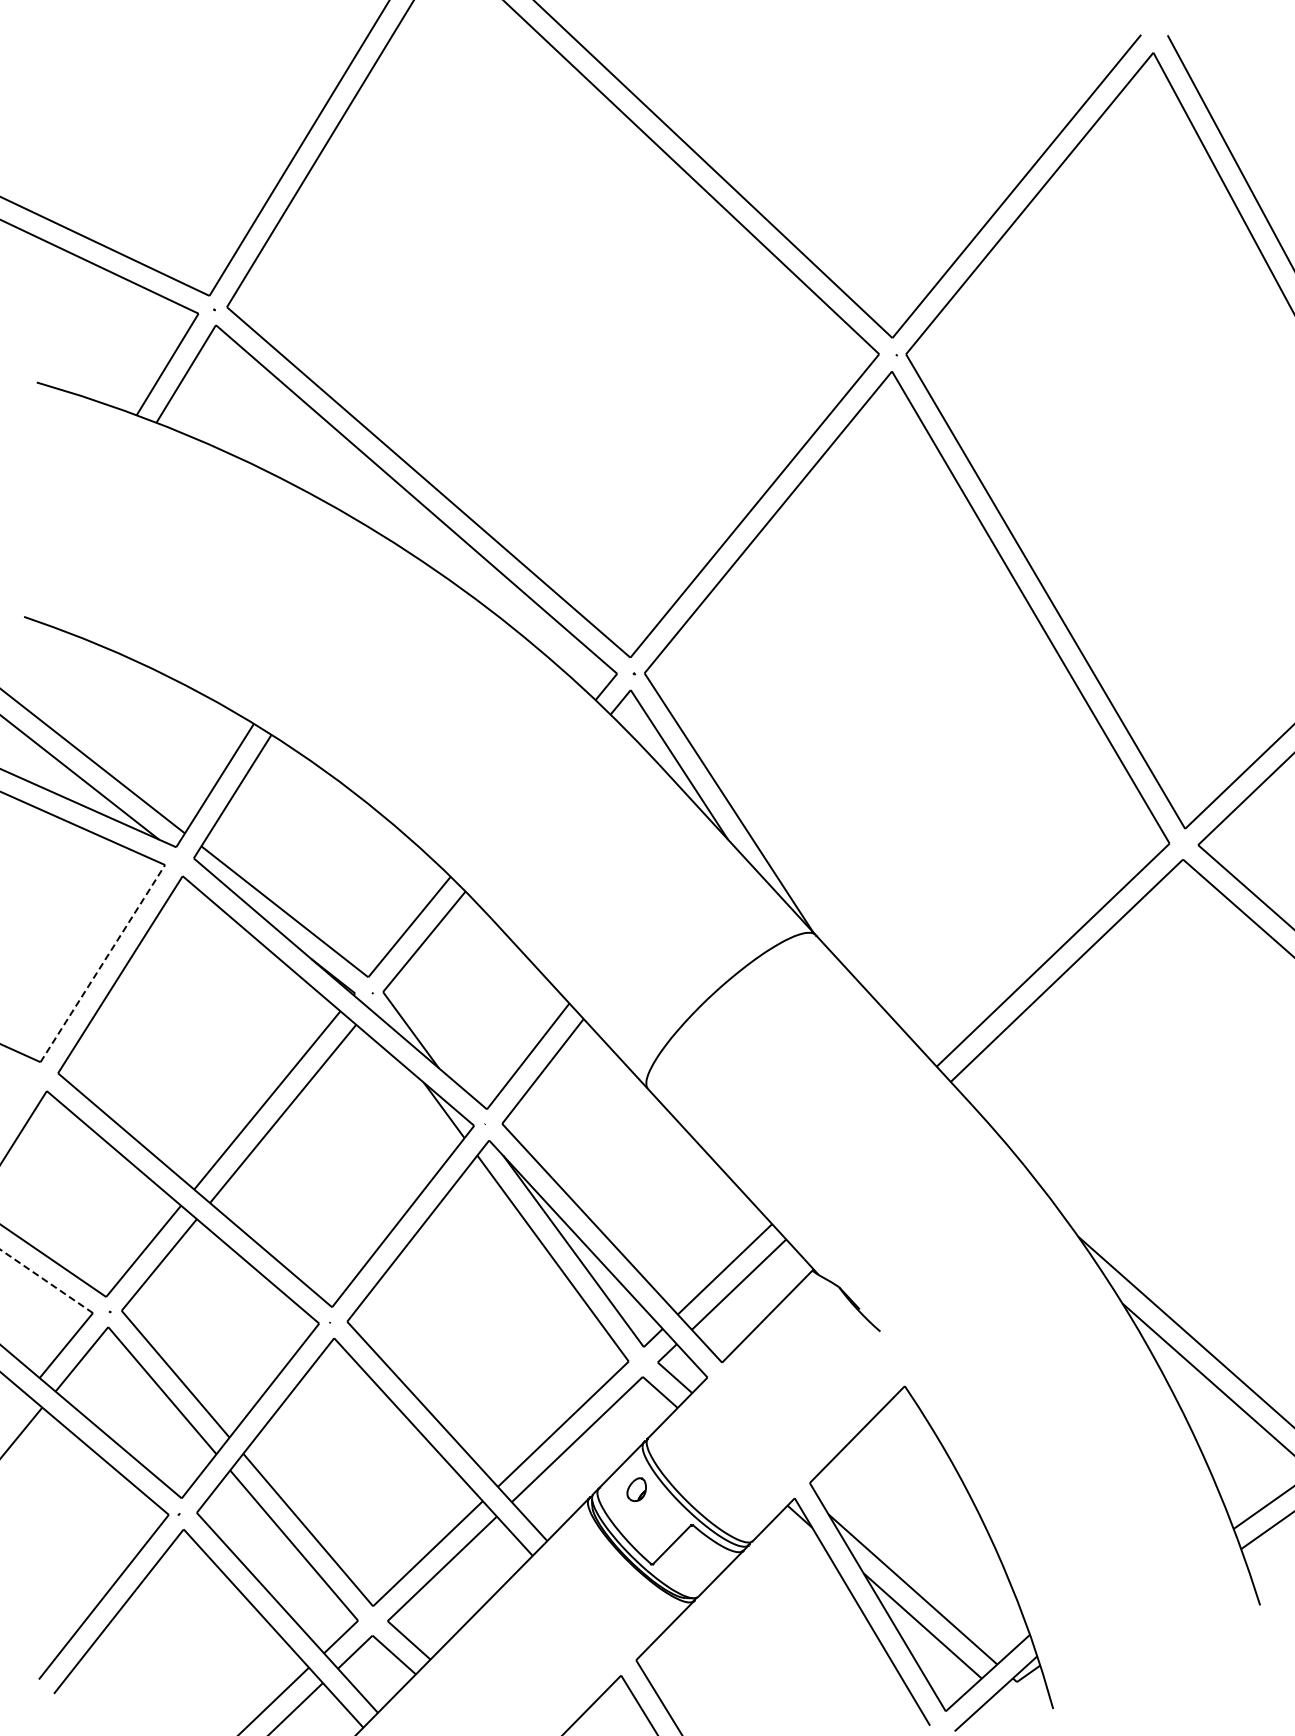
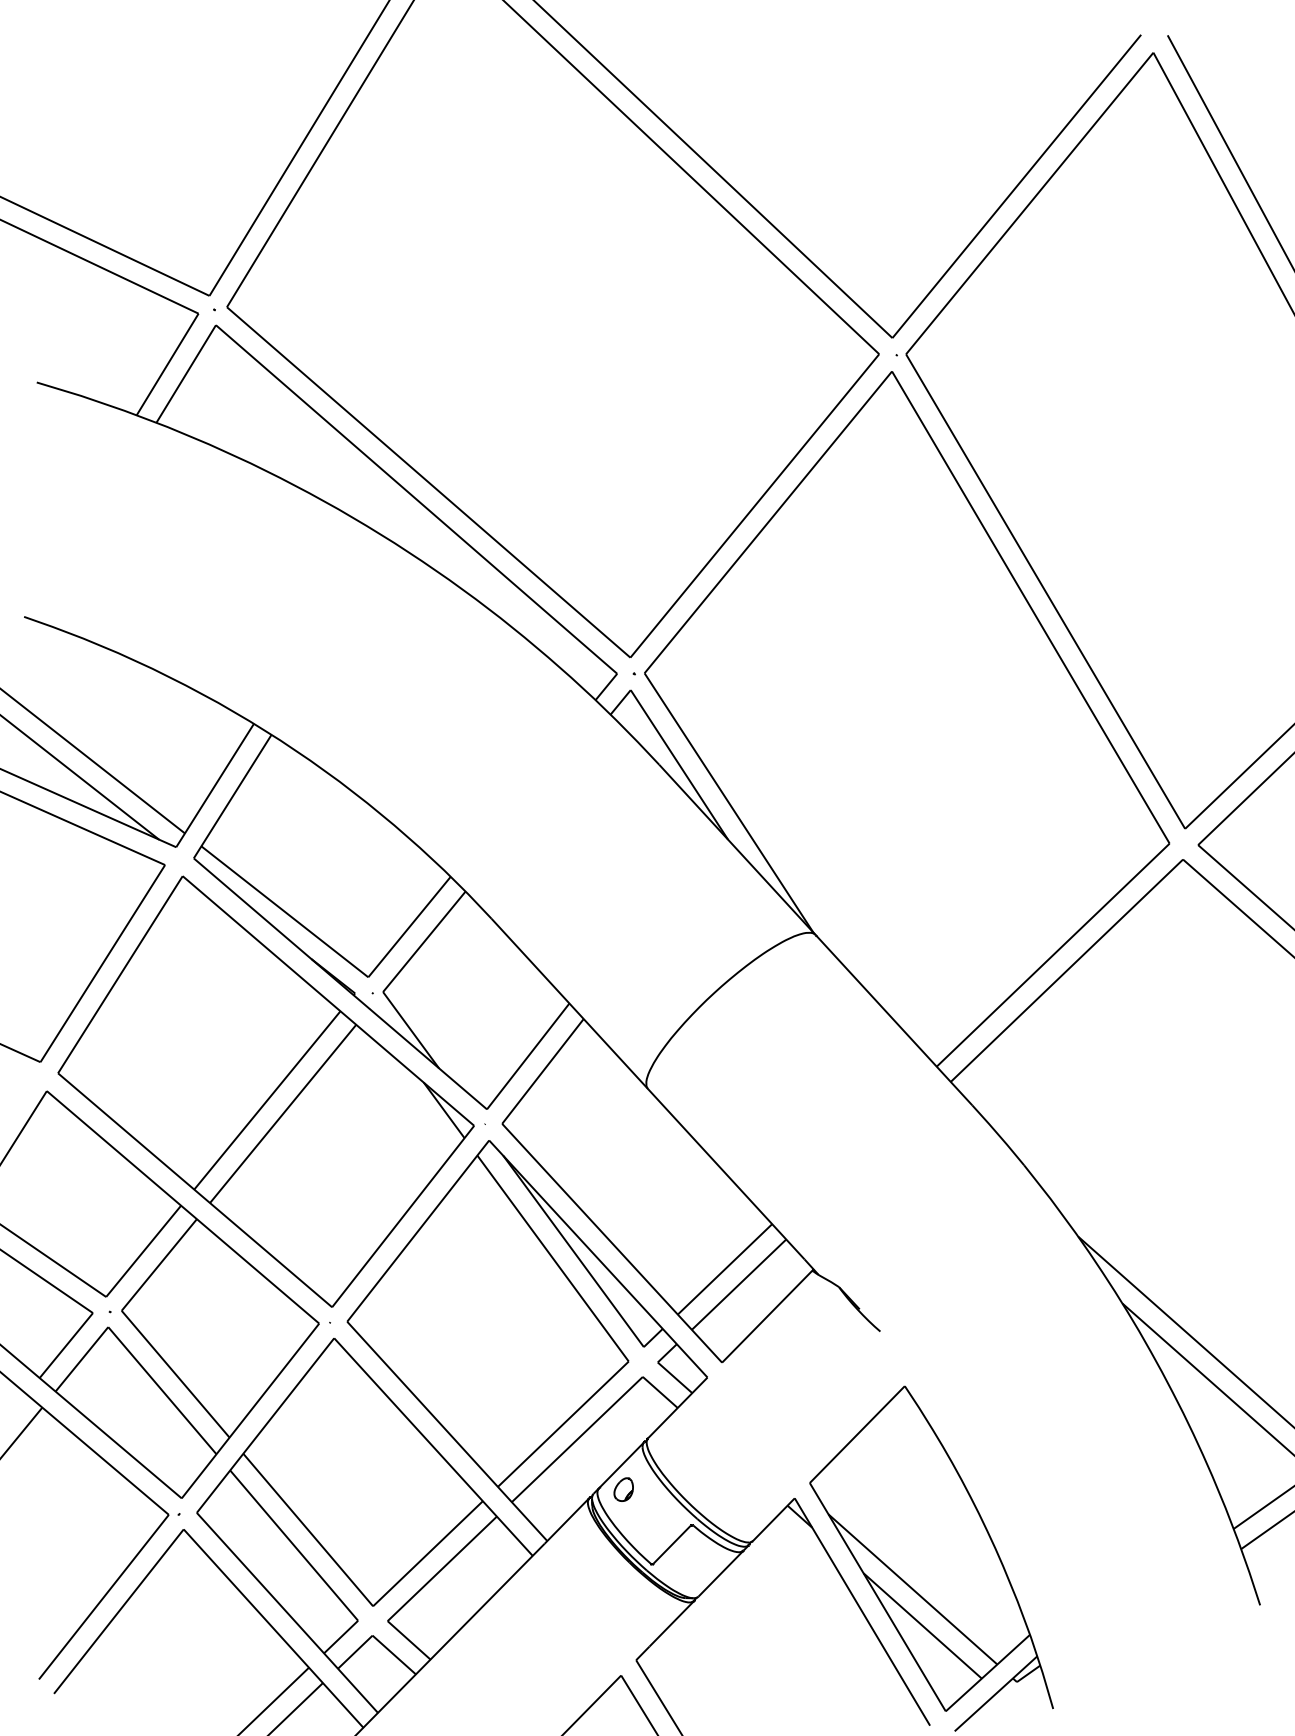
line: dashed -> solid (102, 963)
line: dashed -> solid (46, 1280)
part position: (636, 1489) -> (623, 1489) (623, 1489)
